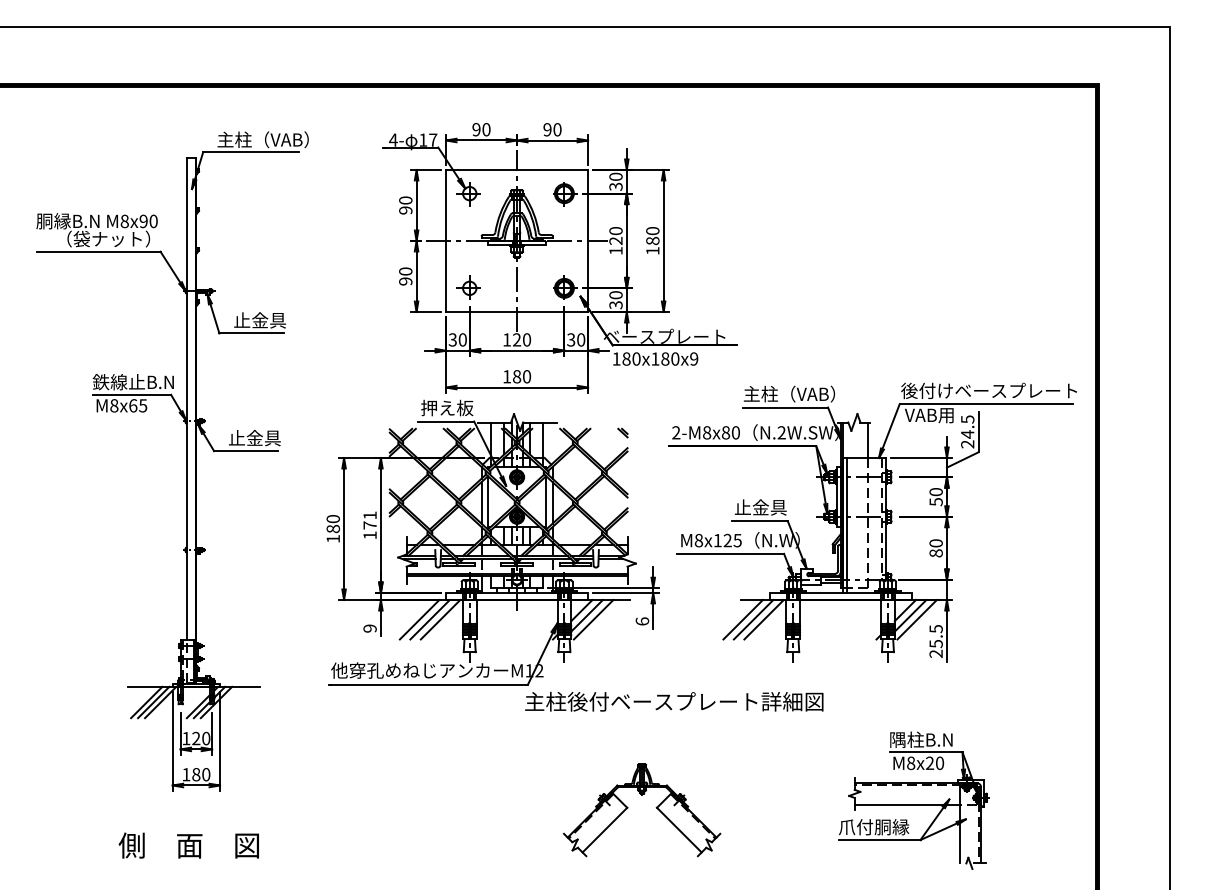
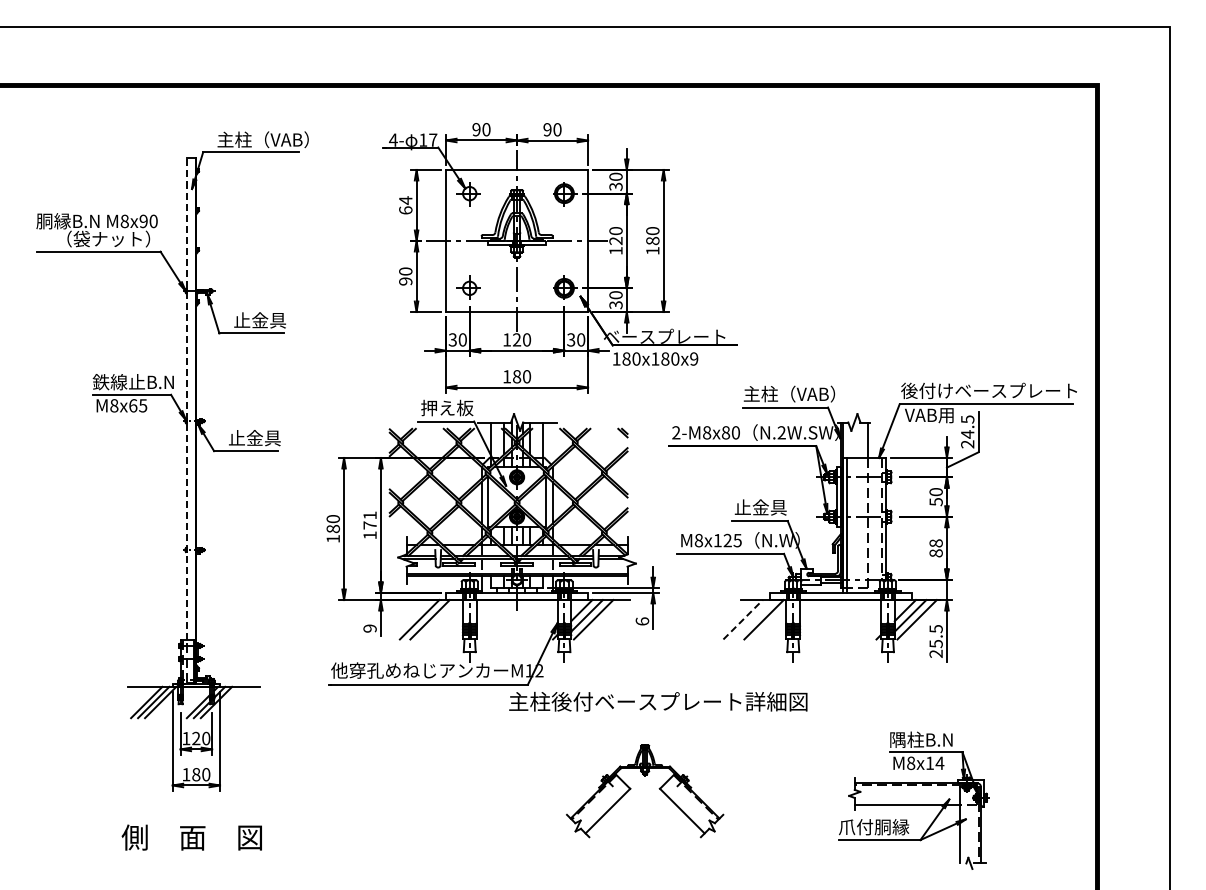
text: 90 -> 64 (405, 205)
line: solid -> dashed (187, 398)
text: 80 -> 88 (936, 543)
line: present -> none (440, 619)
line: solid -> dashed (743, 619)
line: present -> none (753, 619)
text position: (674, 701) -> (658, 701) (658, 701)
text: M8x20 -> M8x14 (934, 762)
part position: (655, 807) -> (658, 788) (658, 788)
text position: (188, 845) -> (191, 837) (191, 837)
